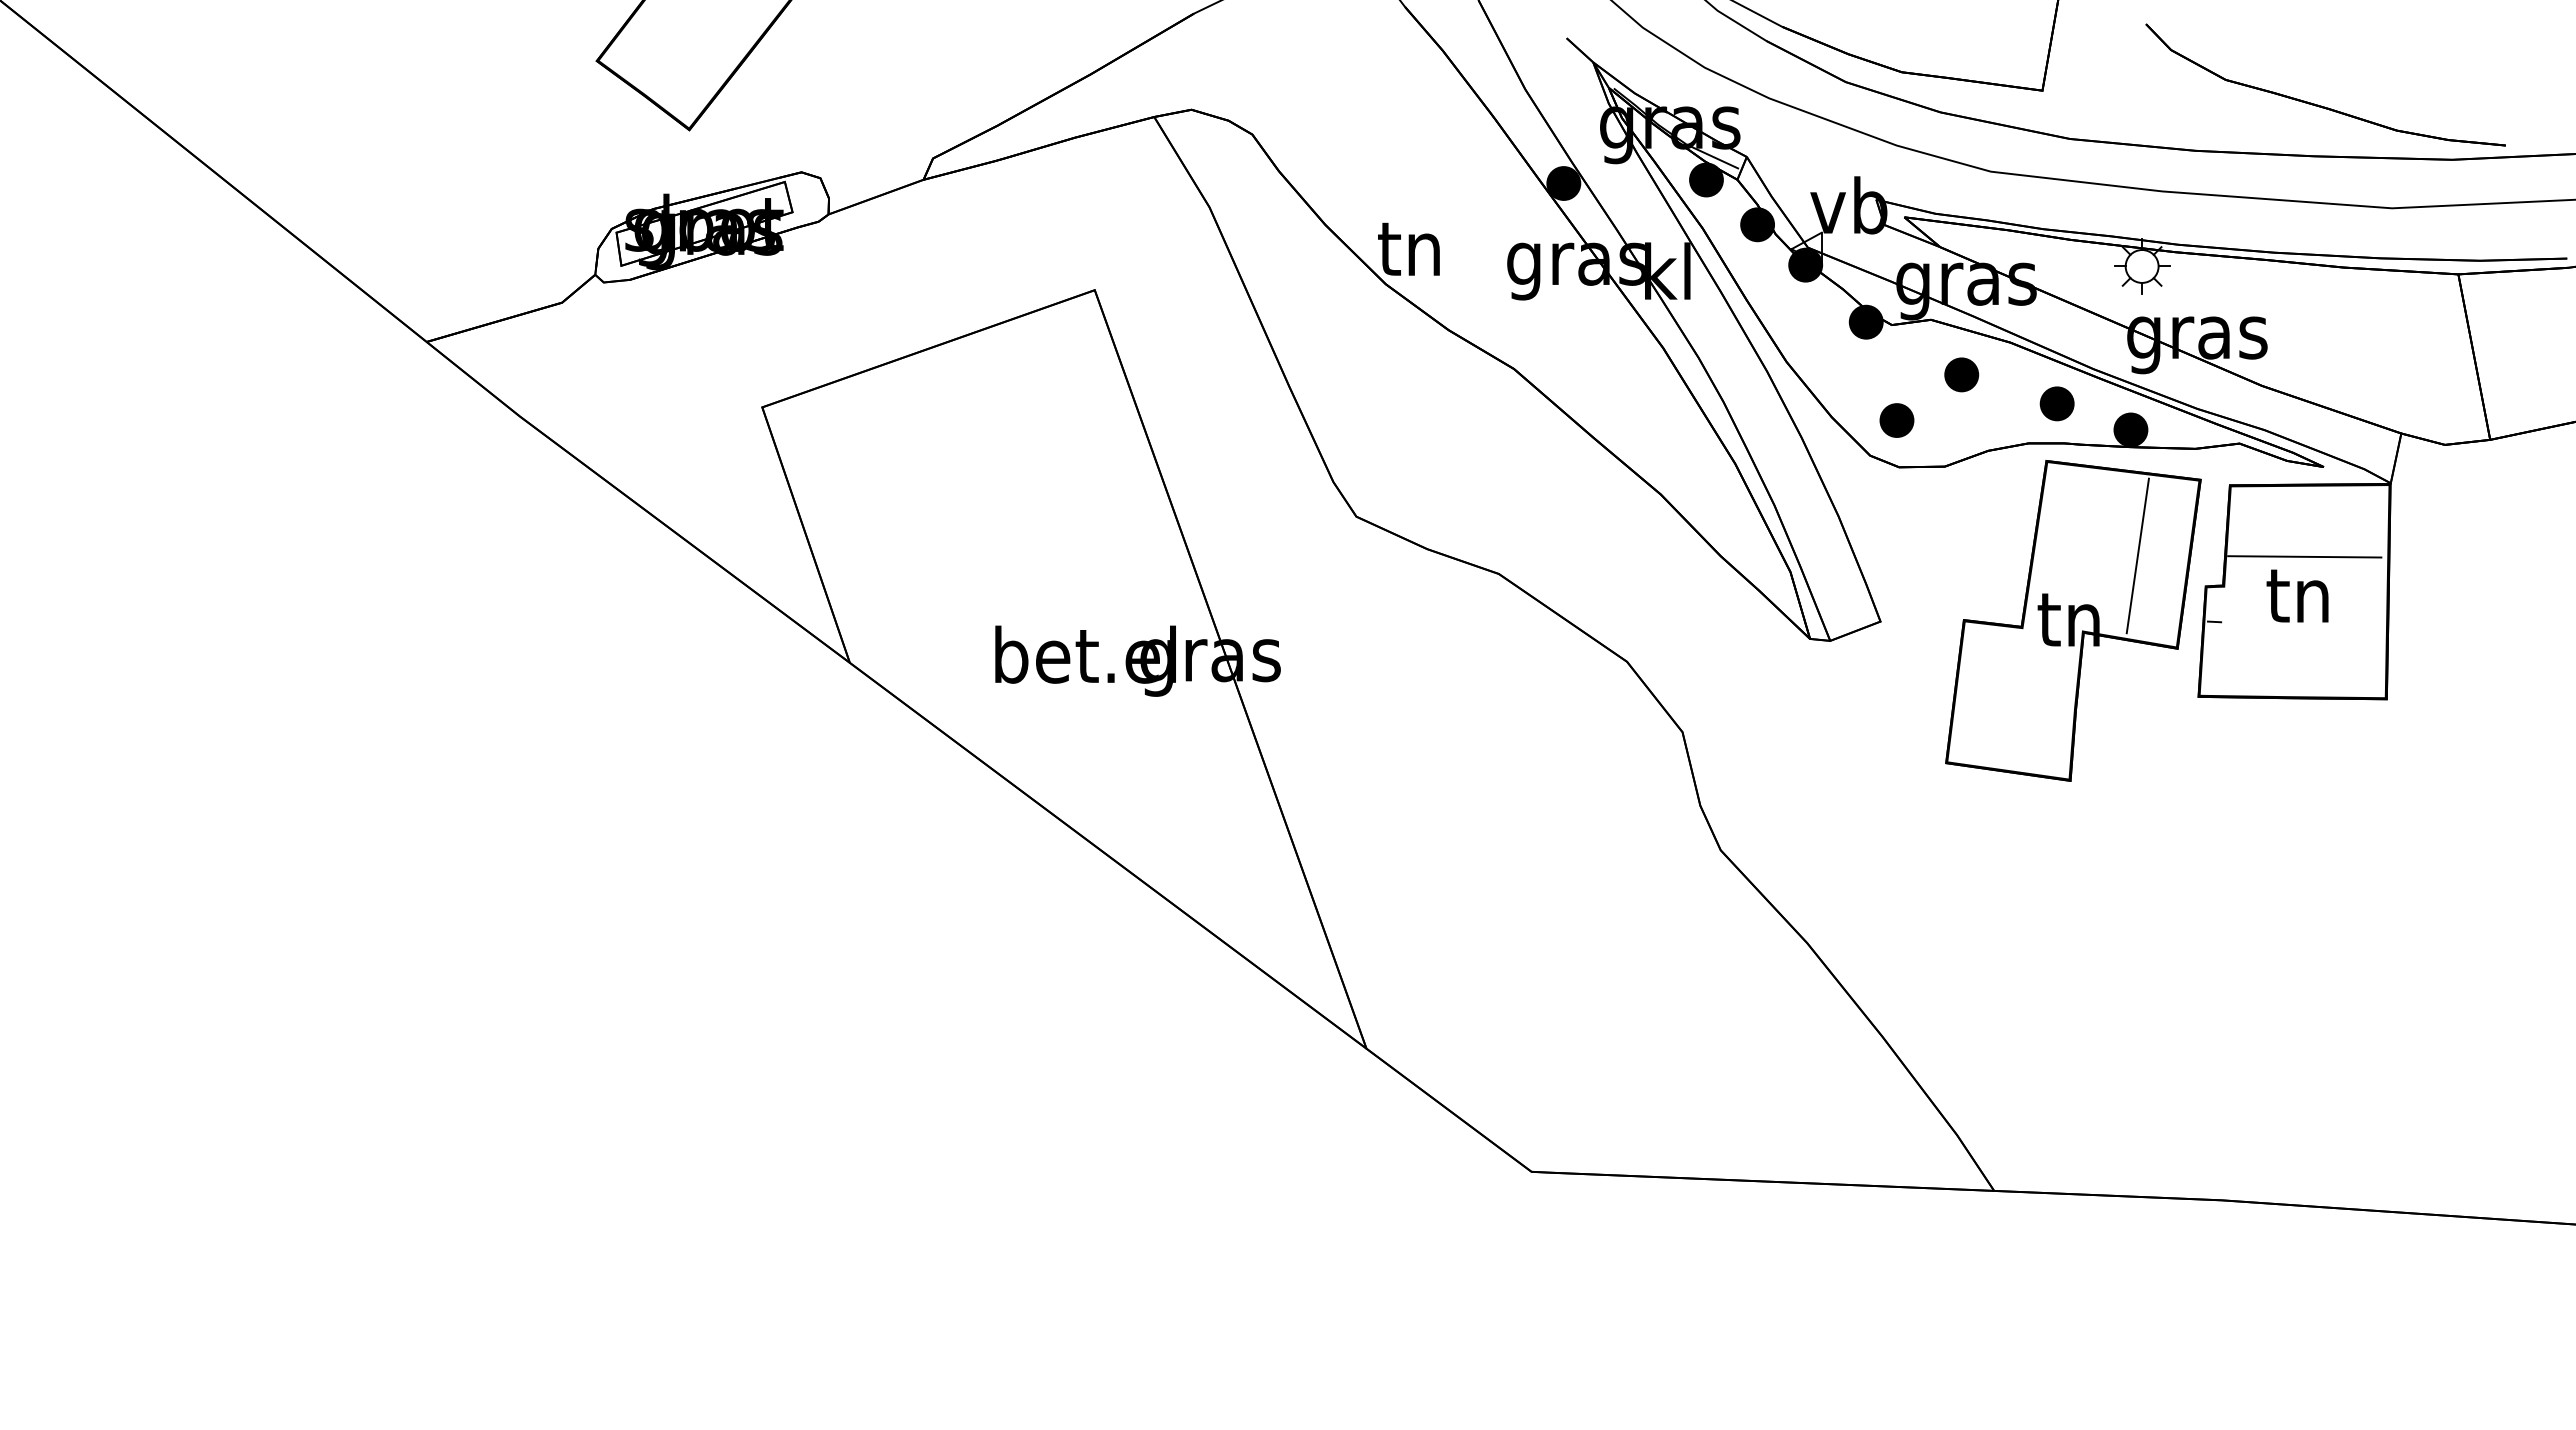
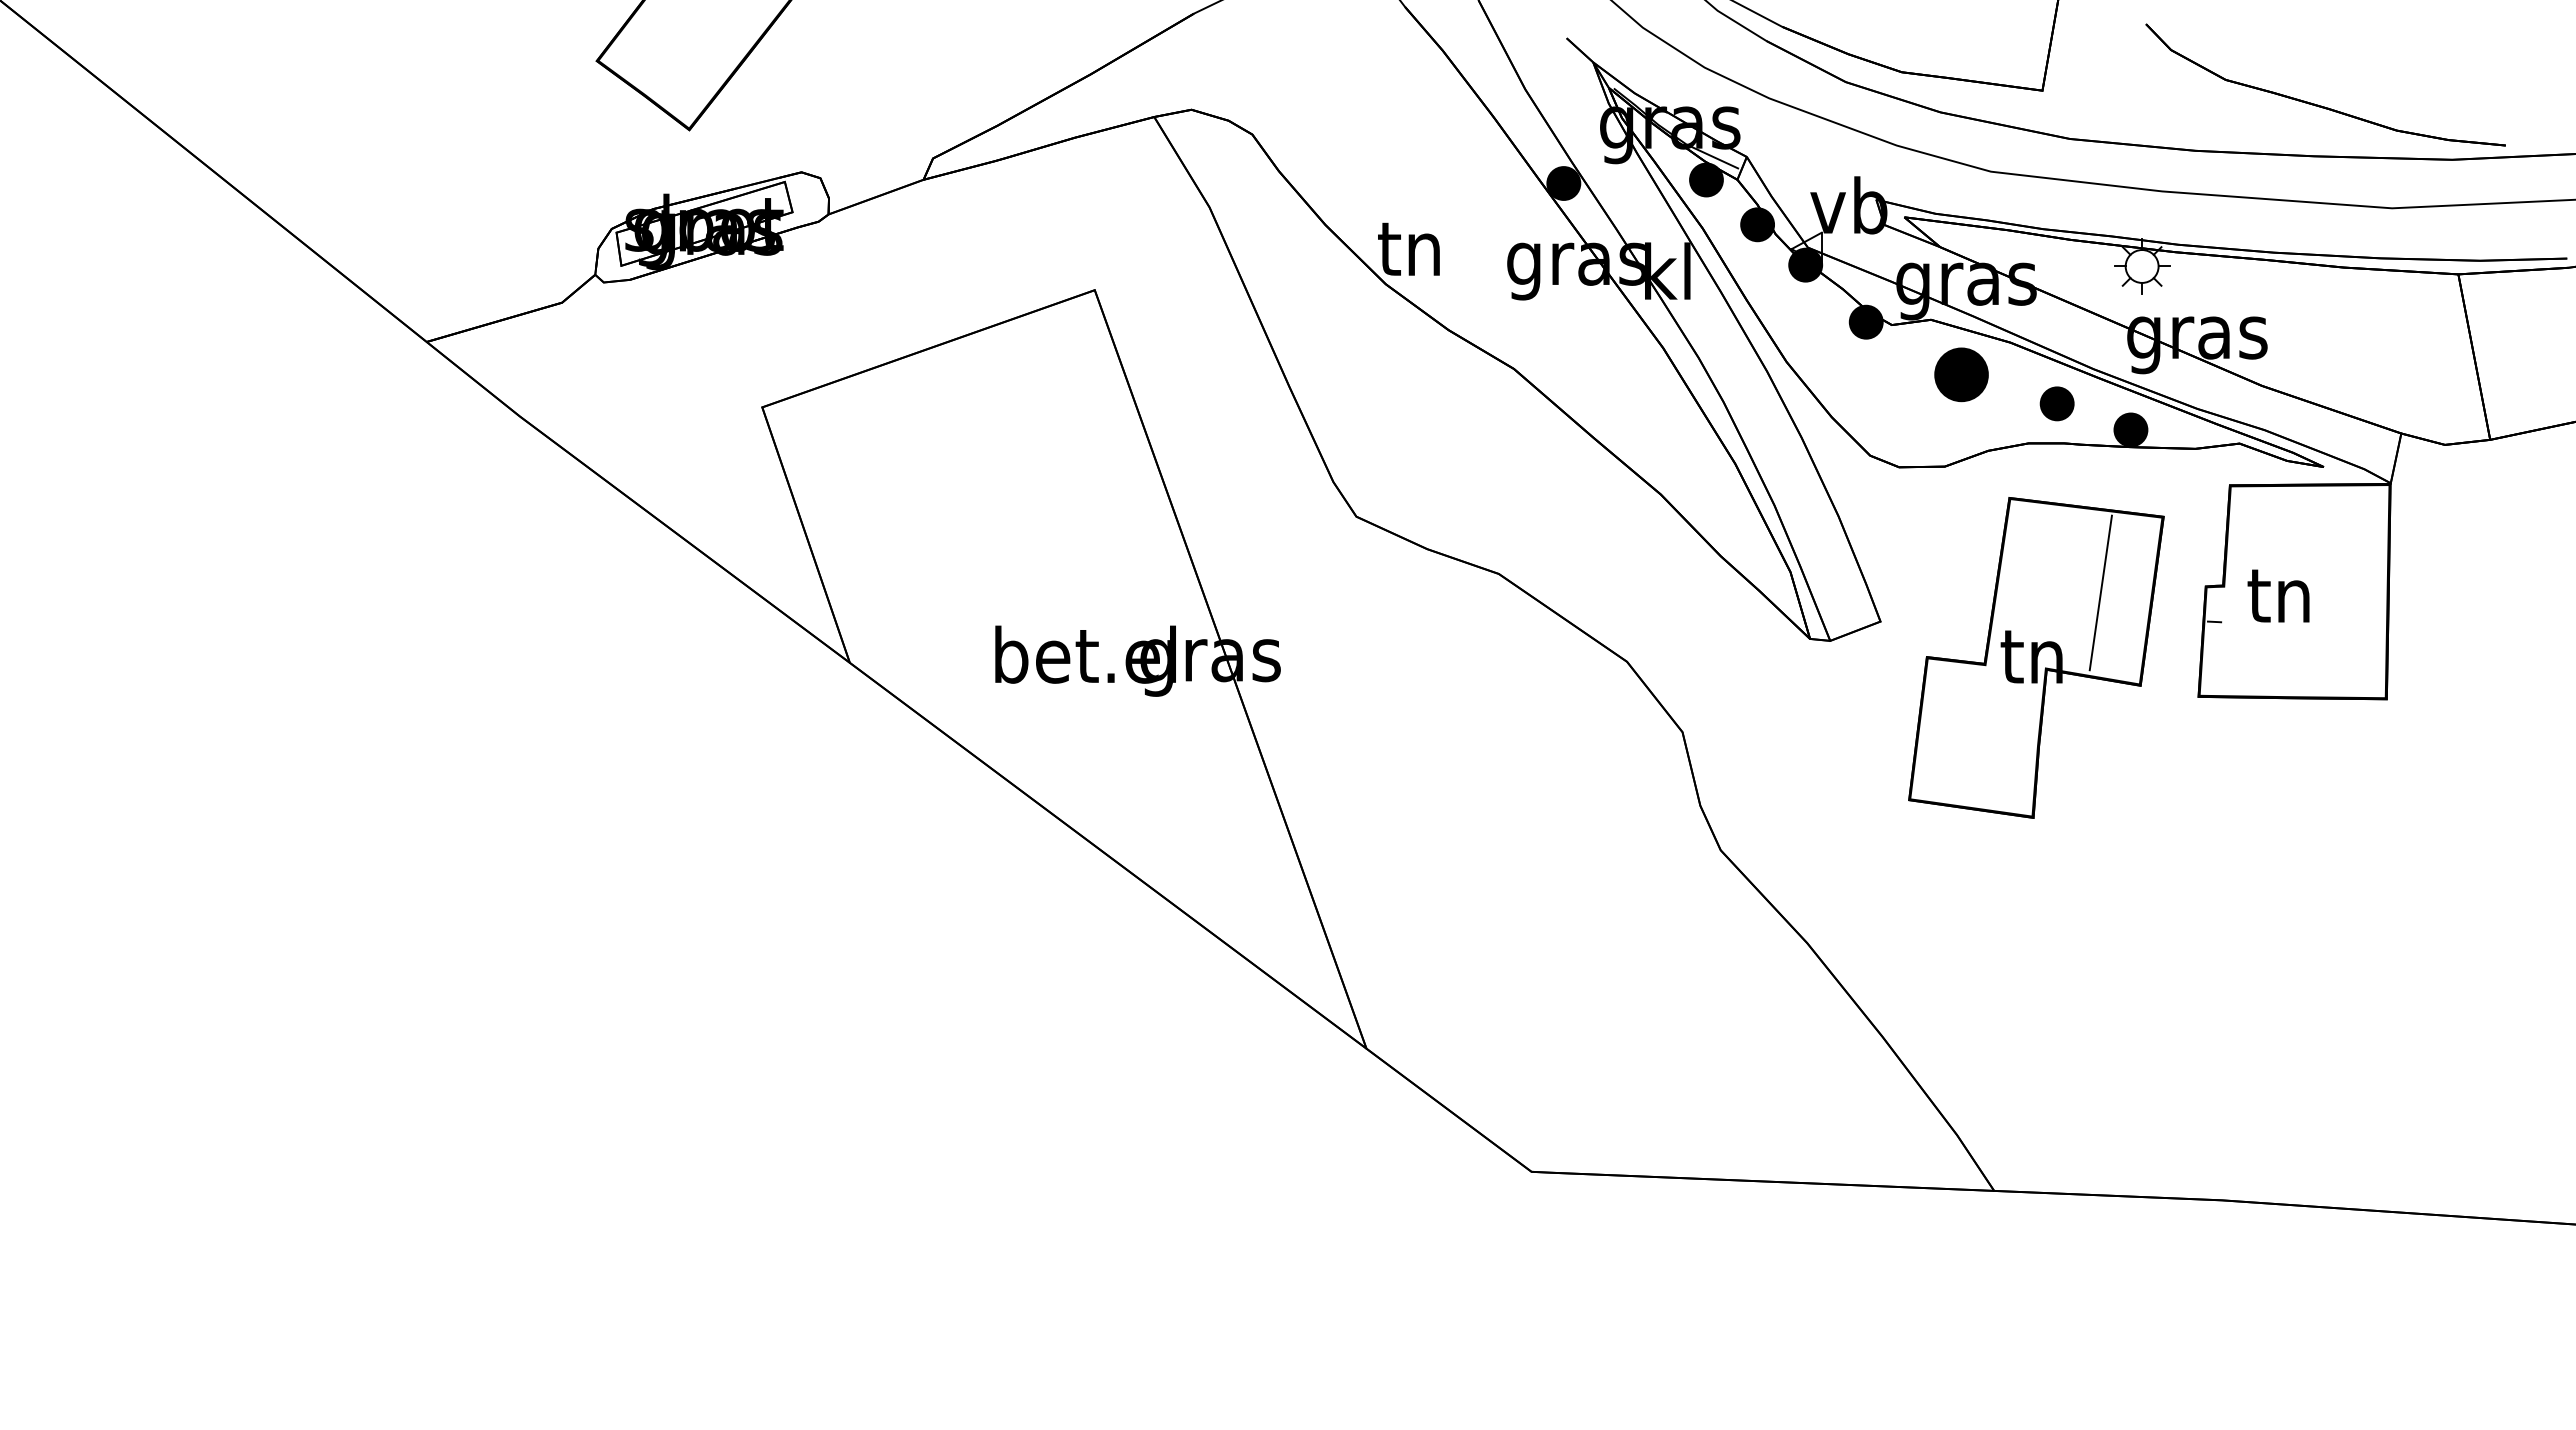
part size: 36x36 px -> 55x56 px (1961, 374)
part: present -> none (1896, 420)
line: present -> none (2304, 556)
text position: (2297, 595) -> (2278, 595) (2278, 595)
part position: (2073, 620) -> (2036, 657) (2036, 657)
